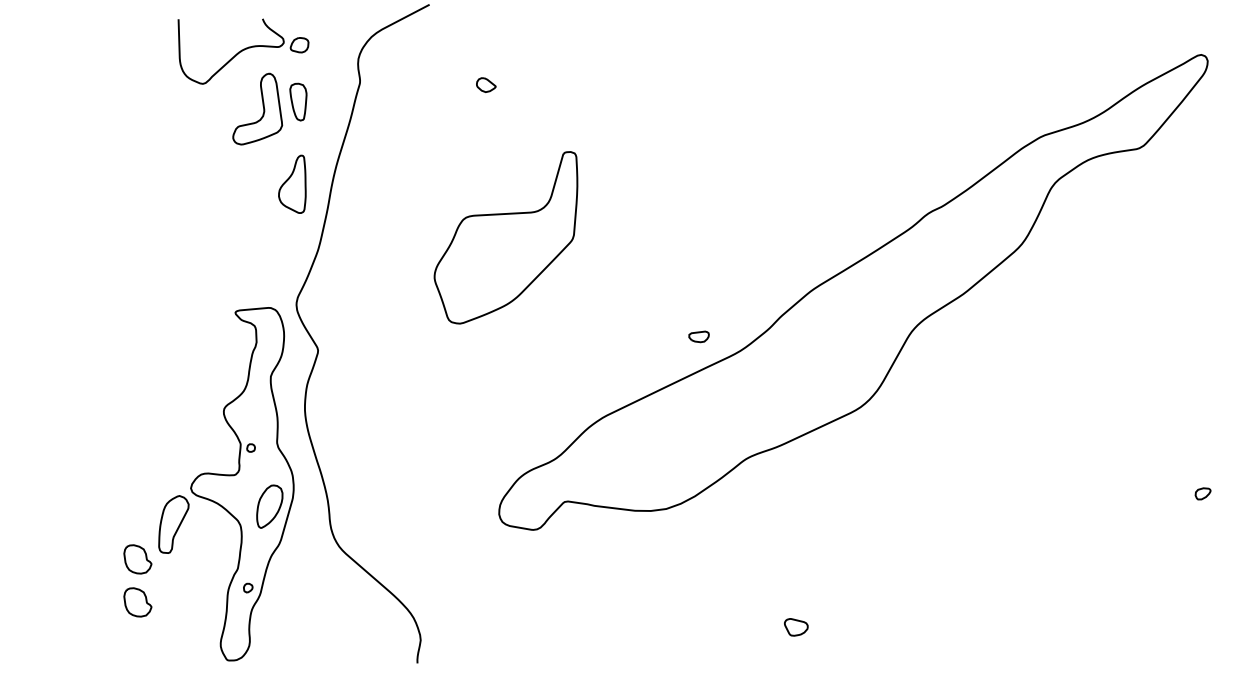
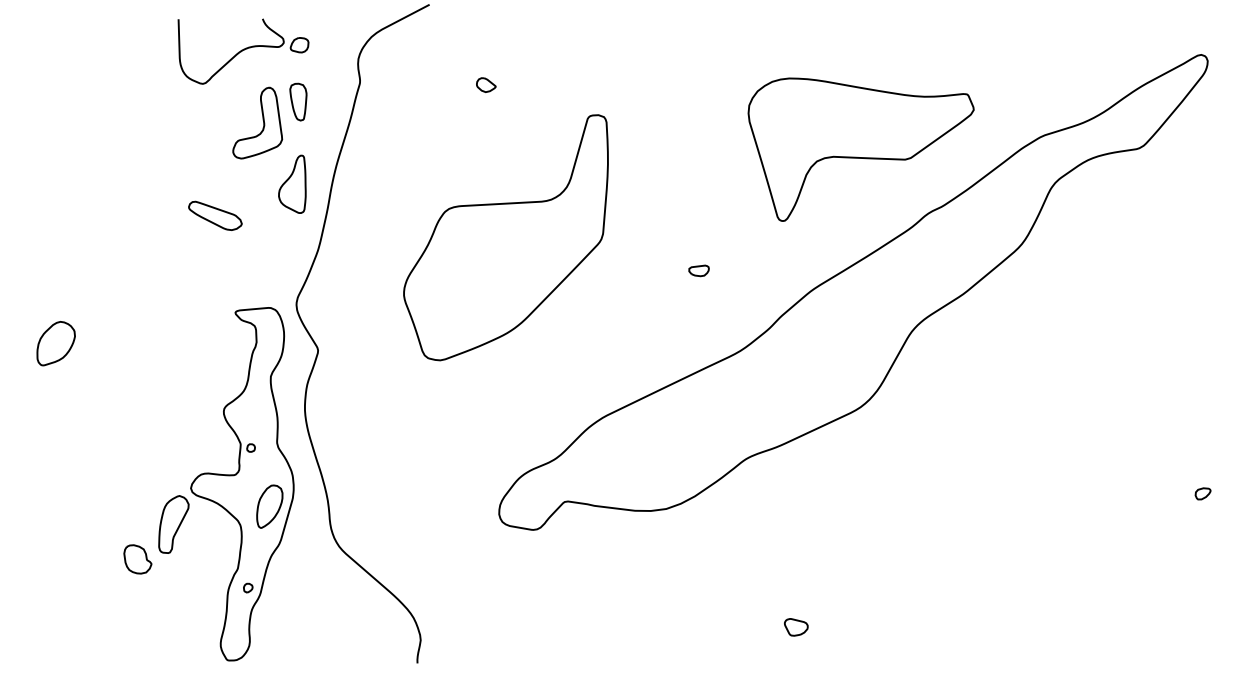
part position: (257, 108) -> (257, 122) (257, 122)
part: none -> present (860, 149)
part: none -> present (215, 215)
part size: 146x174 px -> 206x248 px (505, 237)
part position: (698, 336) -> (698, 270) (698, 270)
part: none -> present (55, 343)
part: present -> none (137, 602)
